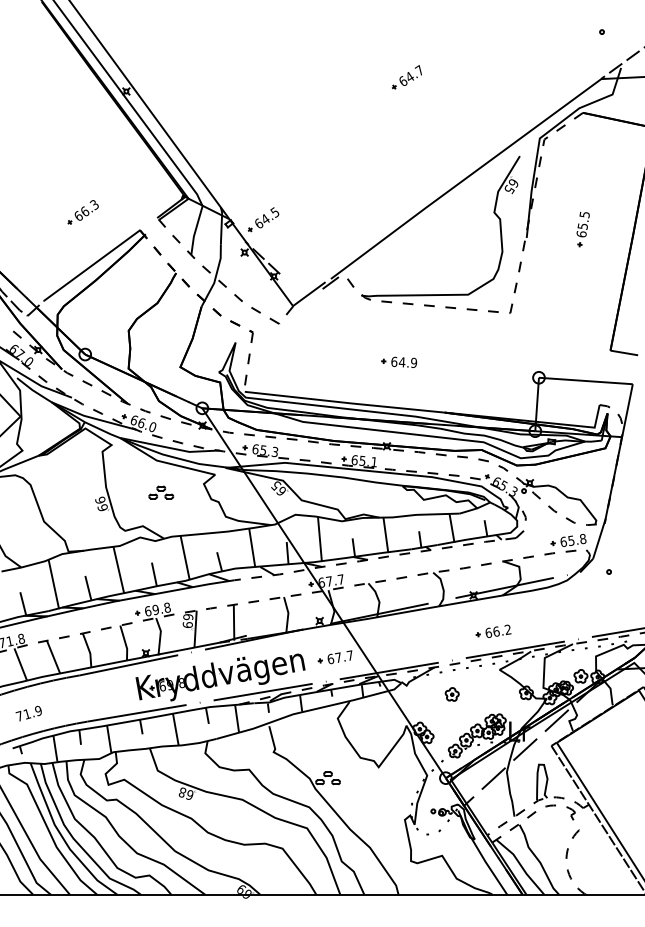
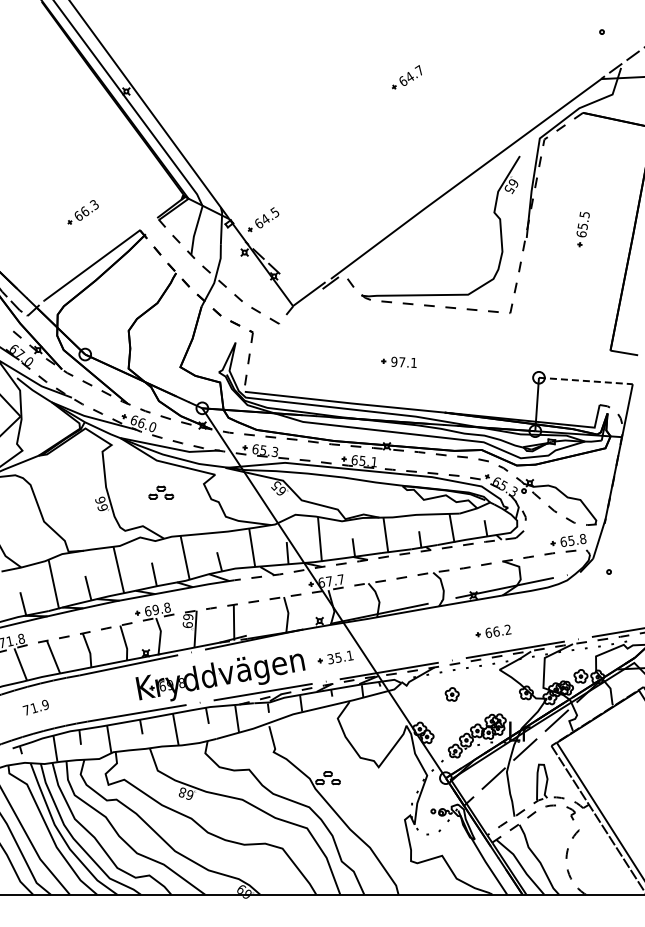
text: 64.9 -> 97.1 (404, 362)
line: solid -> dashed (586, 381)
text: 67.7 -> 35.1 (340, 657)
text position: (28, 713) -> (35, 707) (35, 707)
